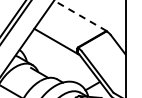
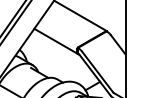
line: dashed -> solid (80, 15)
